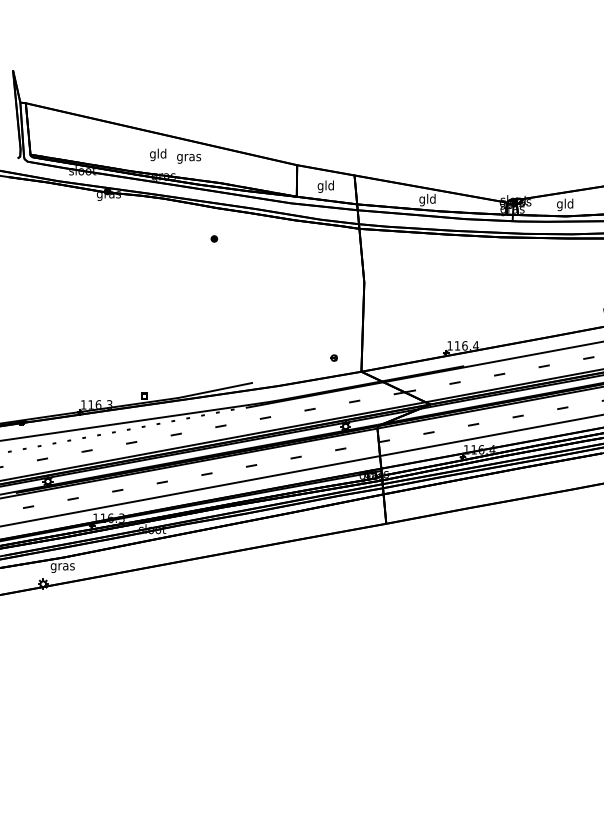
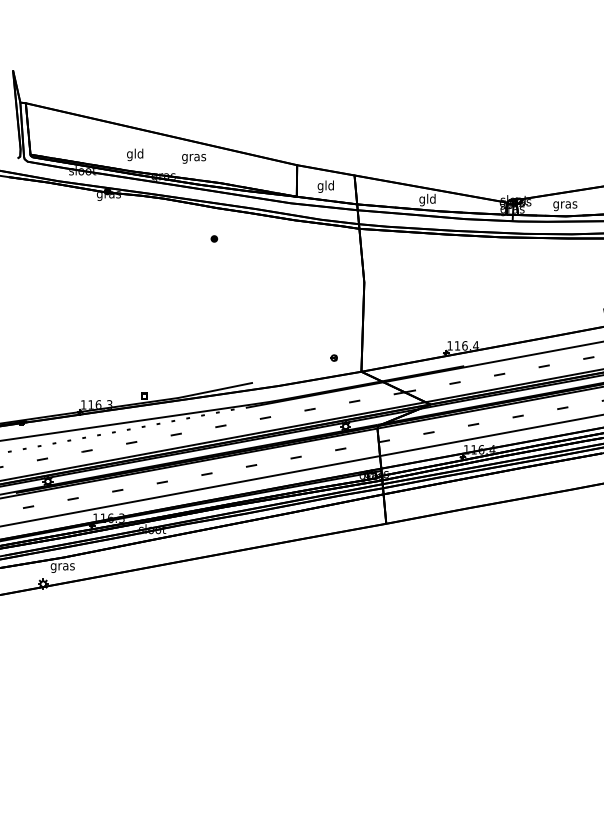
text position: (158, 154) -> (135, 154) (135, 154)
text position: (189, 158) -> (194, 158) (194, 158)
text: gld -> gras (565, 204)
